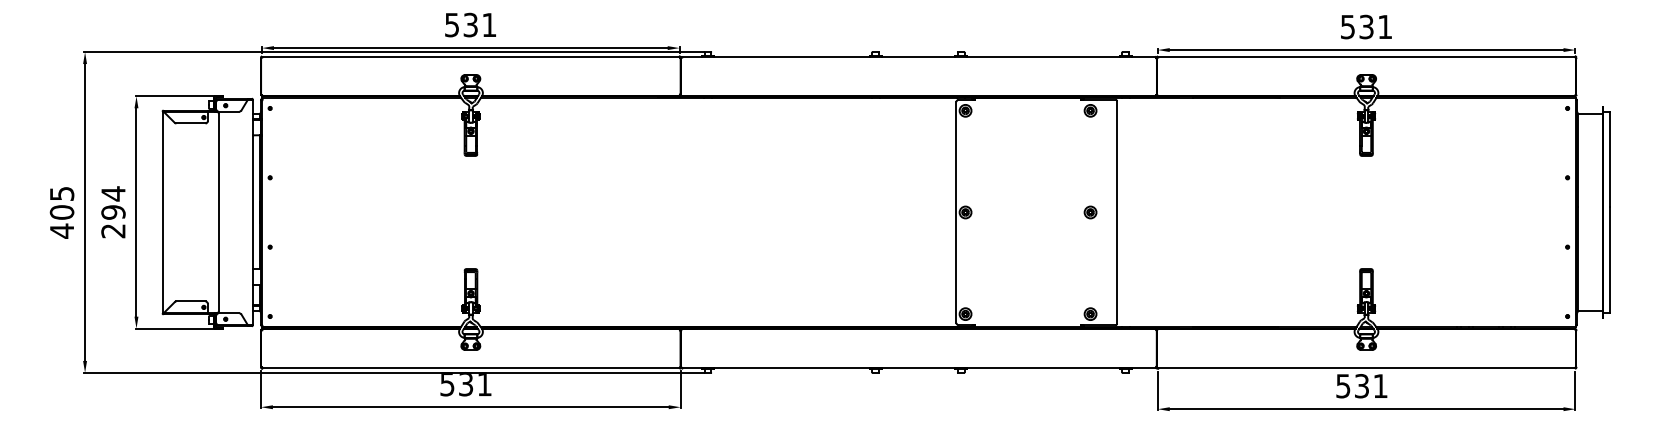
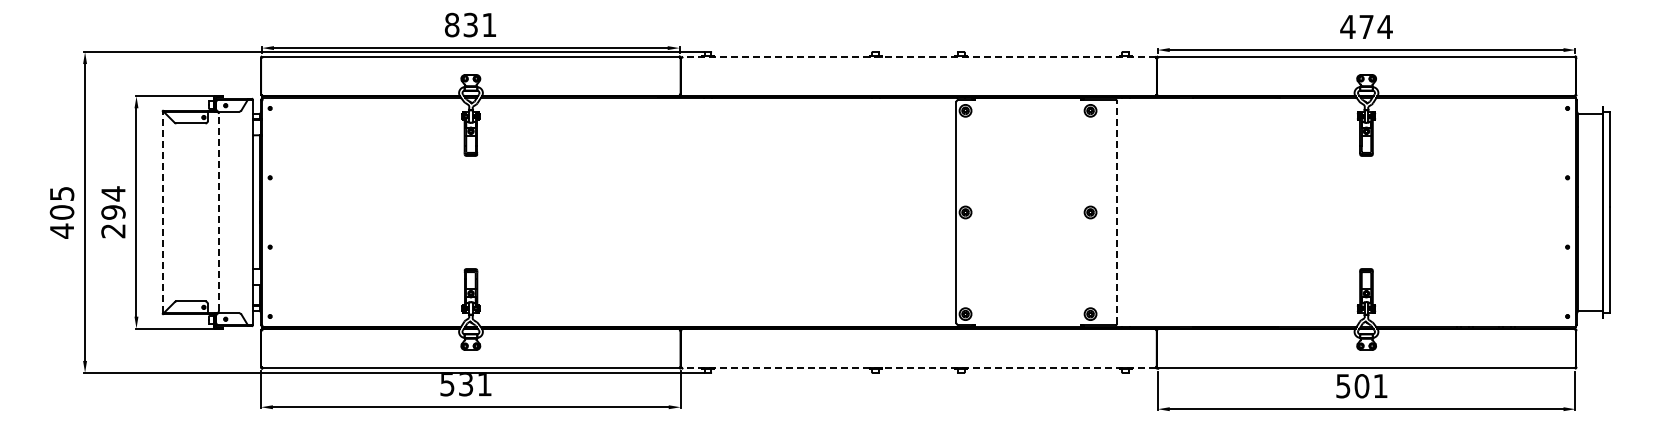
text: 531 -> 831 (451, 24)
text: 531 -> 474 (1366, 26)
line: solid -> dashed (918, 57)
line: solid -> dashed (218, 211)
line: solid -> dashed (162, 212)
line: solid -> dashed (1117, 212)
line: solid -> dashed (918, 367)
text: 531 -> 501 (1361, 386)
